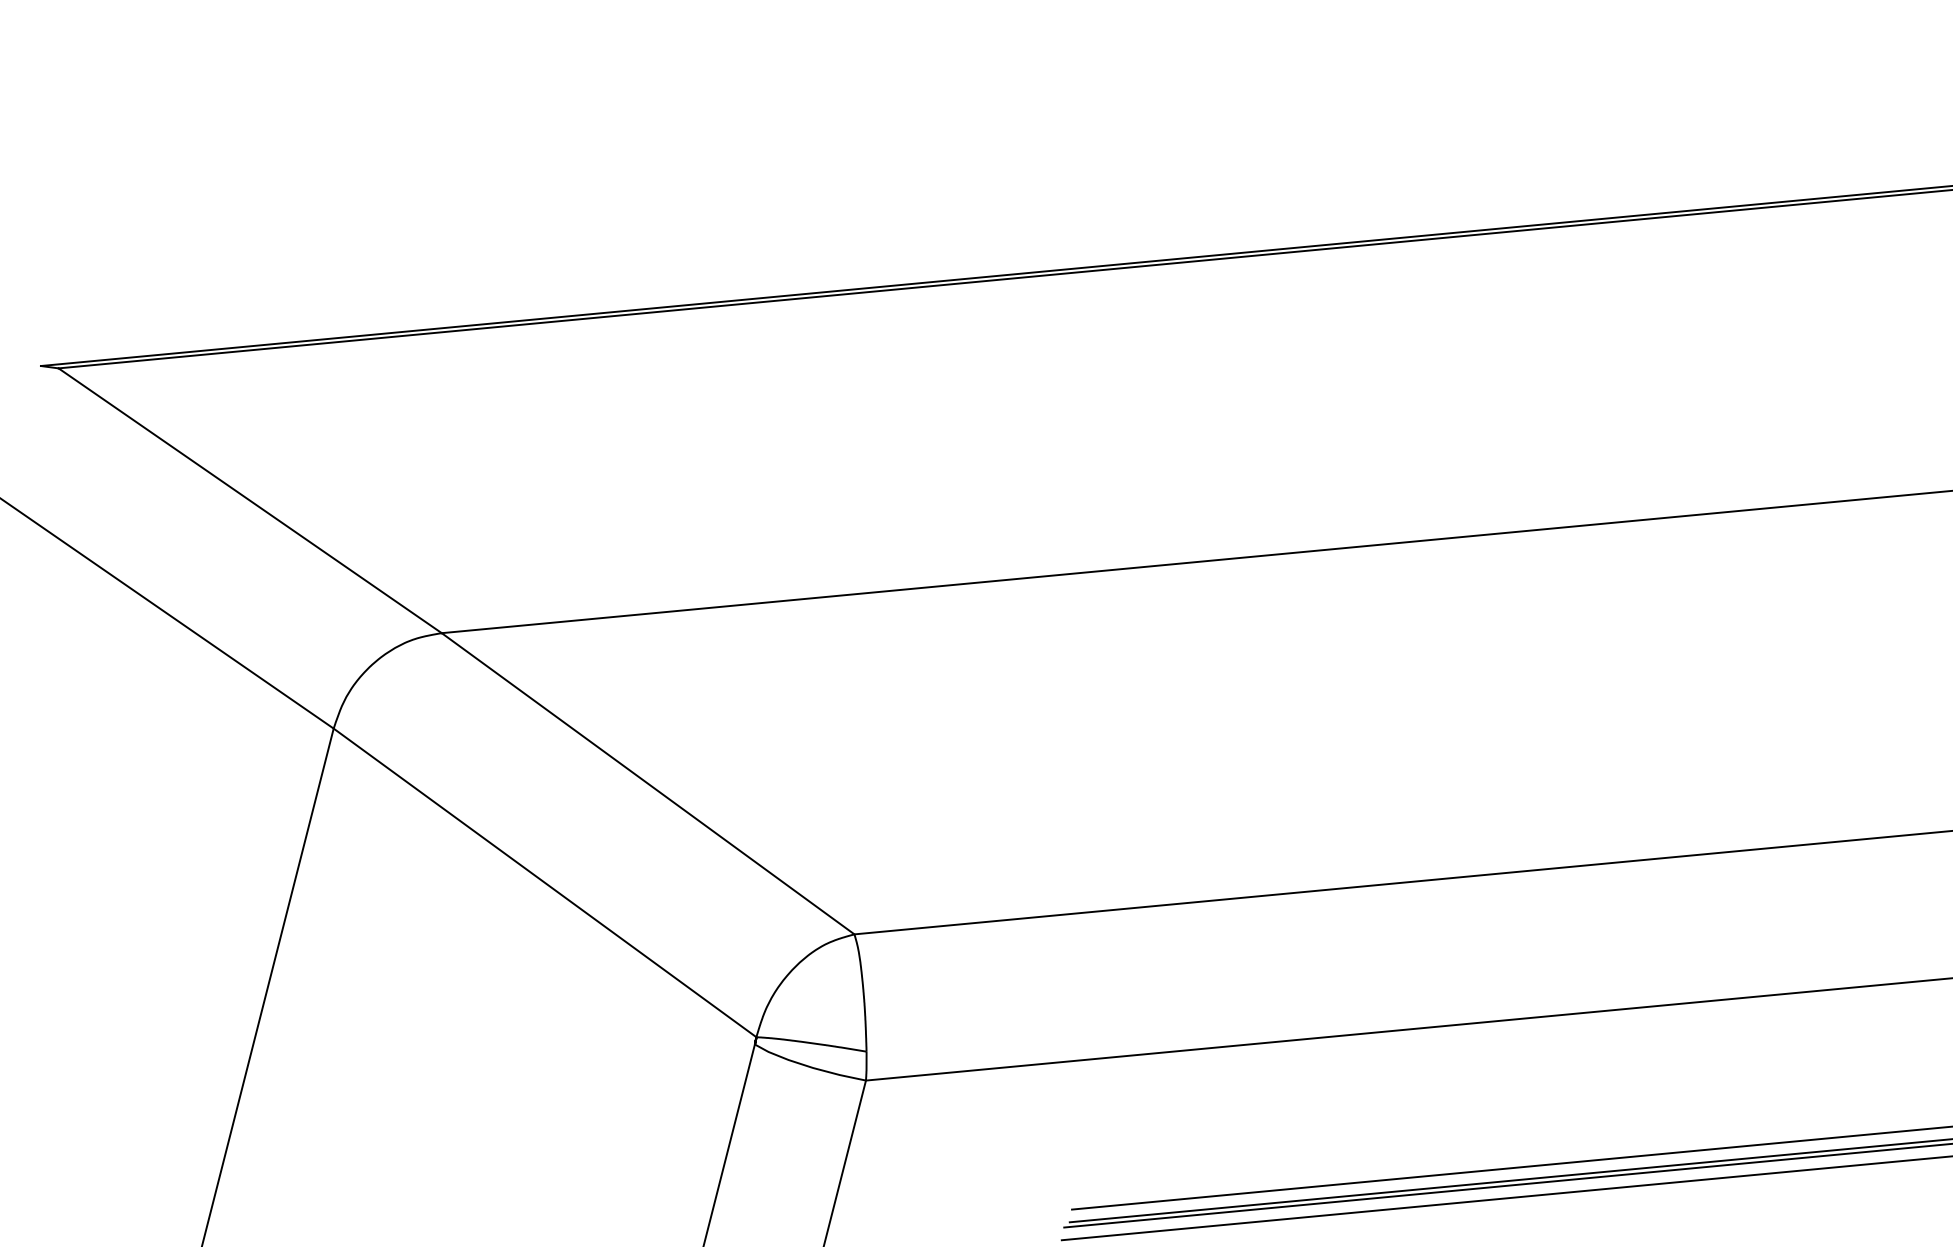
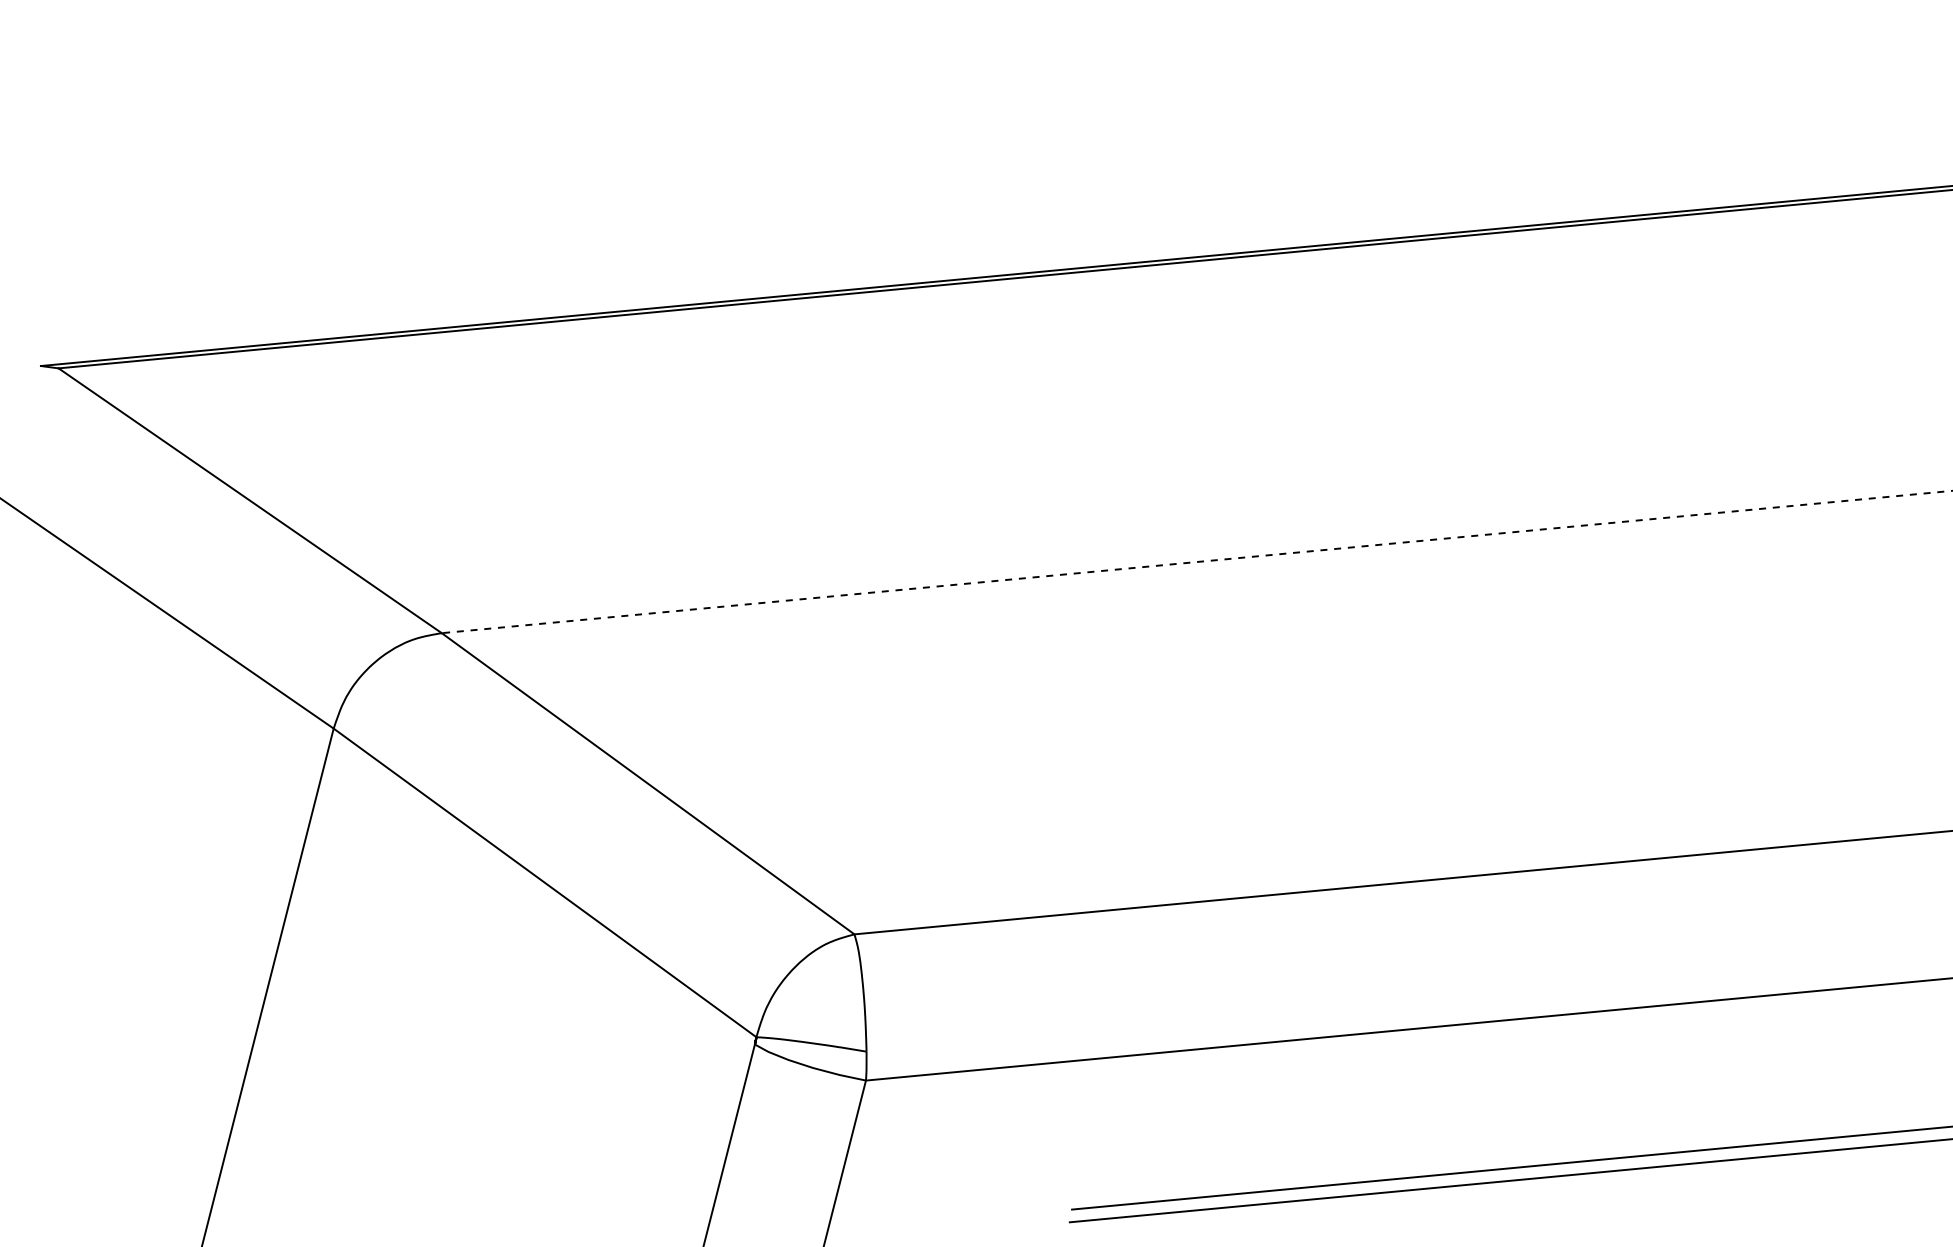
line: solid -> dashed (1197, 561)
line: present -> none (1506, 1185)
line: present -> none (1505, 1198)
